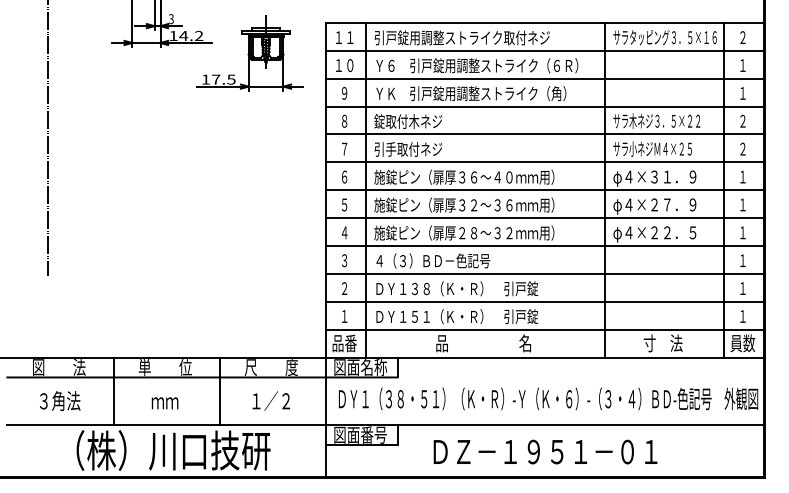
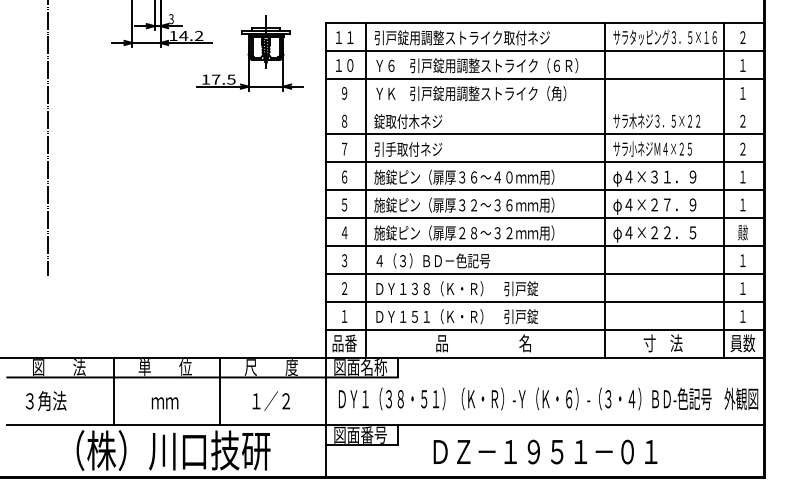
line: present -> none (544, 106)
text: １ -> 員数 (742, 232)
text position: (60, 400) -> (46, 400) (46, 400)
